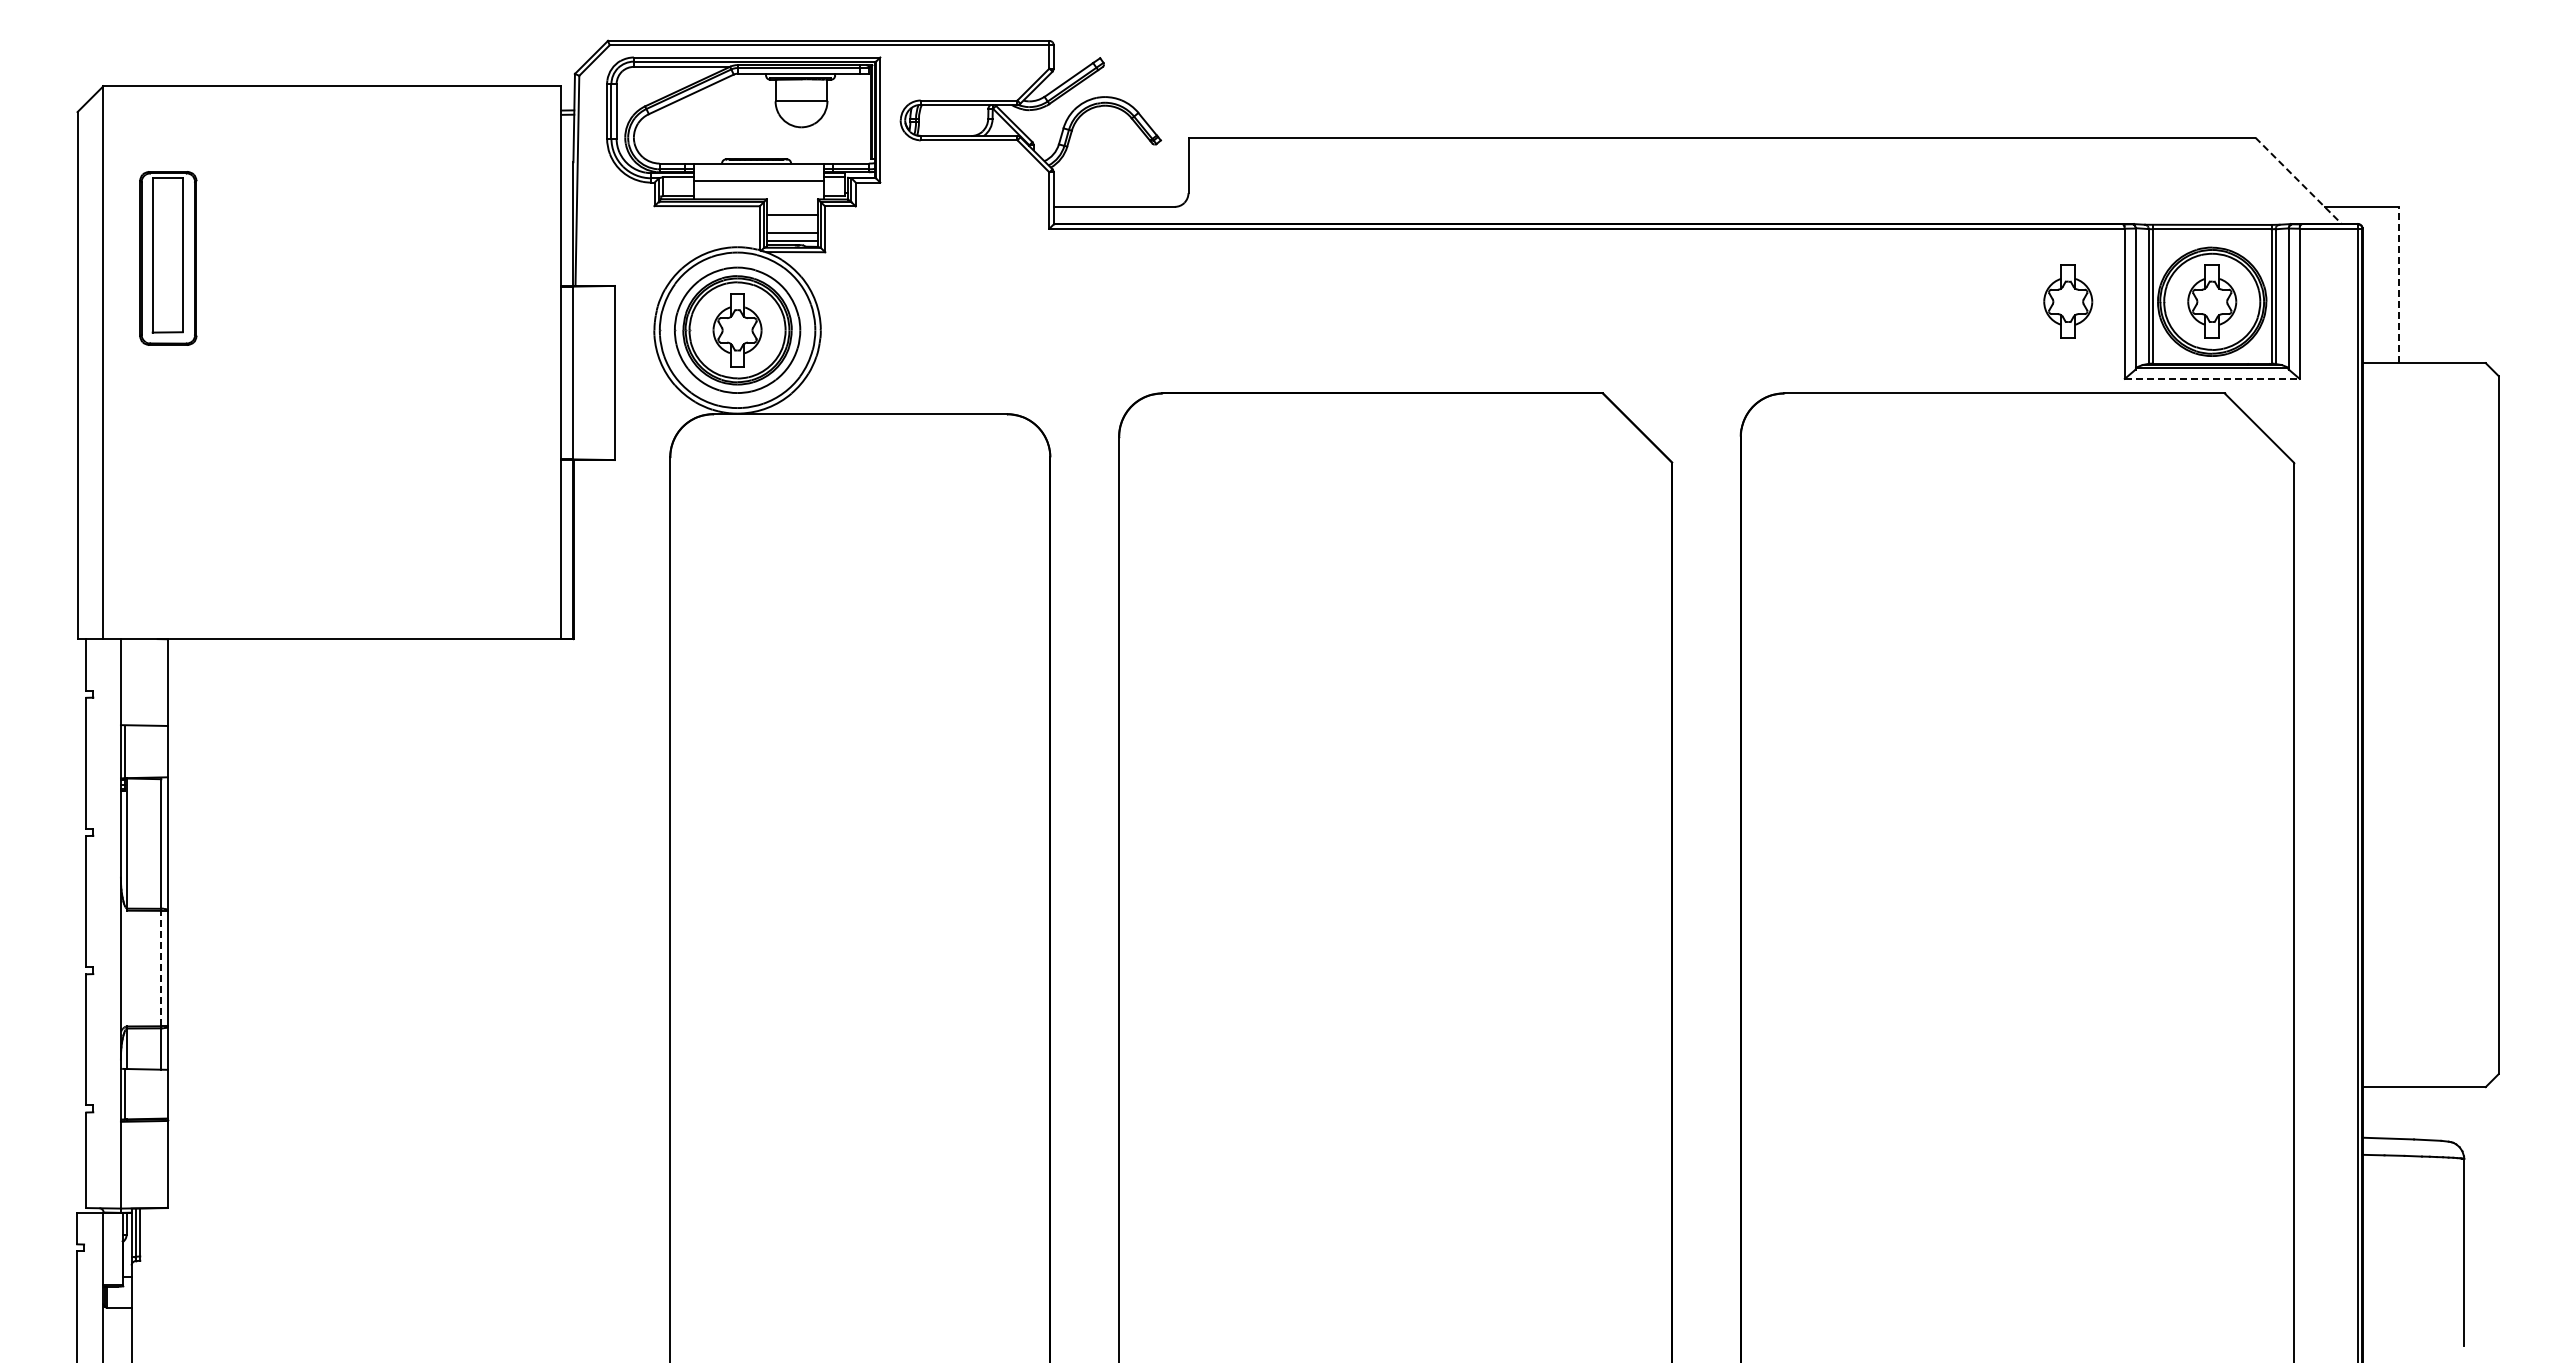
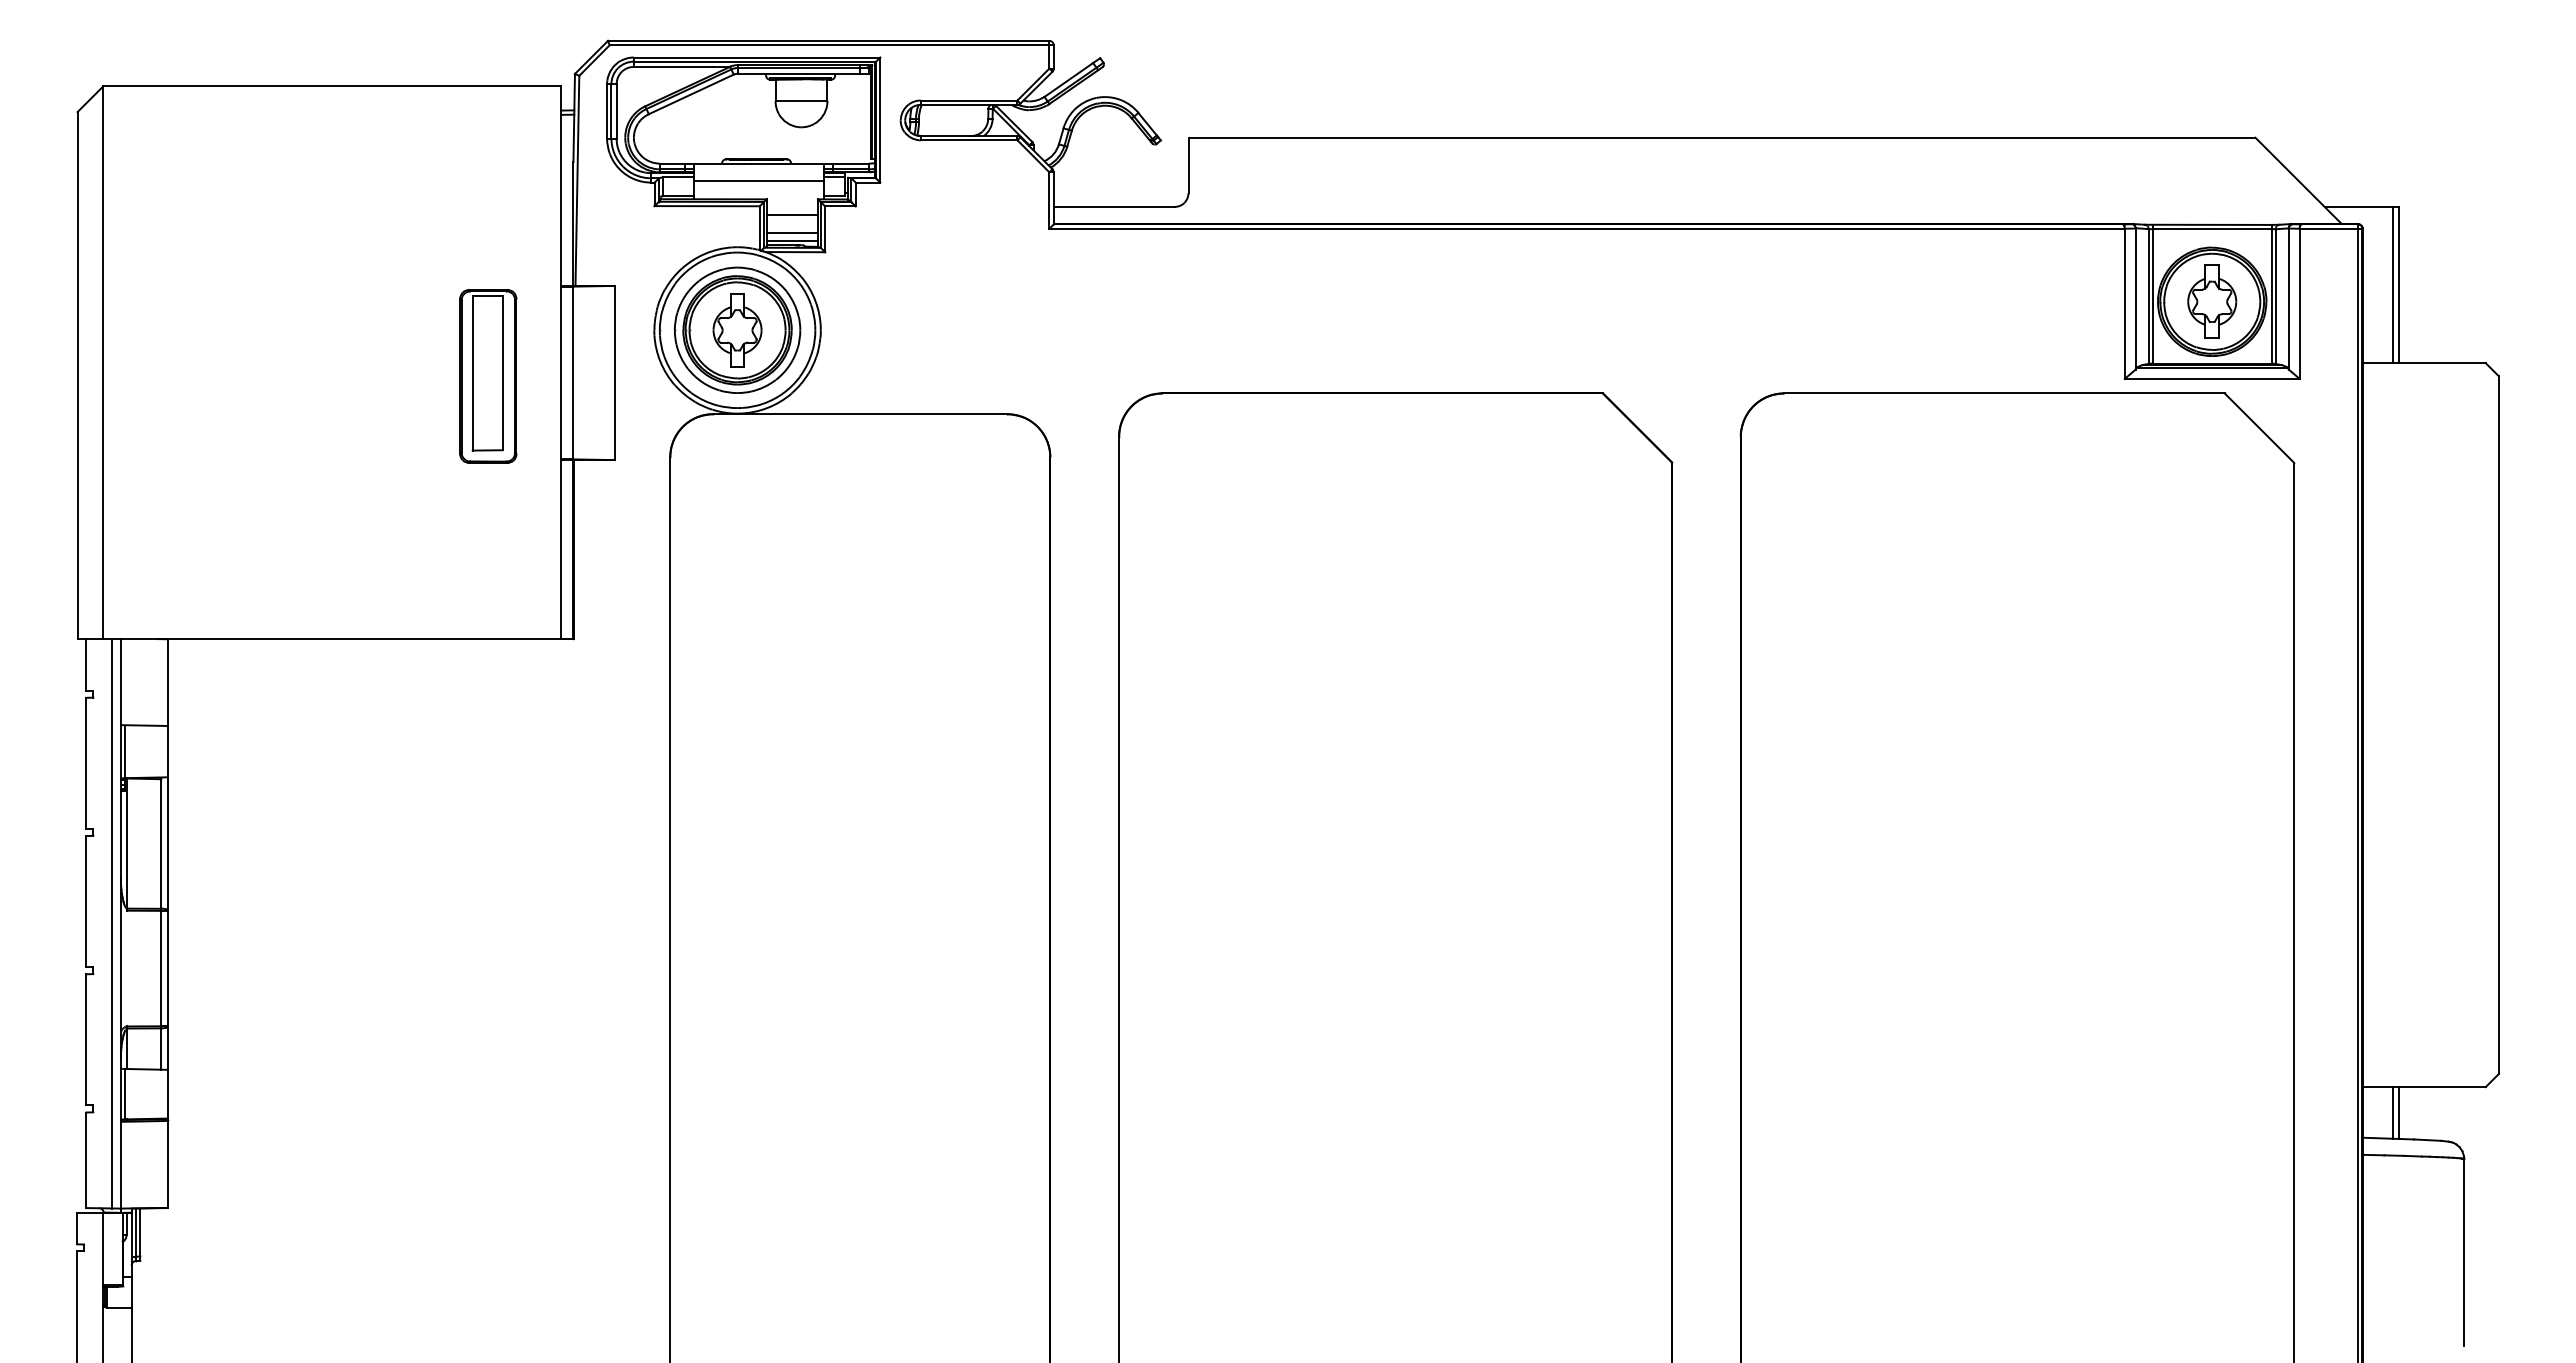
line: dashed -> solid (2298, 181)
part position: (168, 258) -> (488, 376) (488, 376)
line: none -> present (2392, 284)
line: dashed -> solid (2399, 284)
part: present -> none (2068, 301)
line: dashed -> solid (2212, 378)
line: none -> present (112, 923)
line: dashed -> solid (161, 968)
line: none -> present (2392, 1112)
line: none -> present (2399, 1112)
